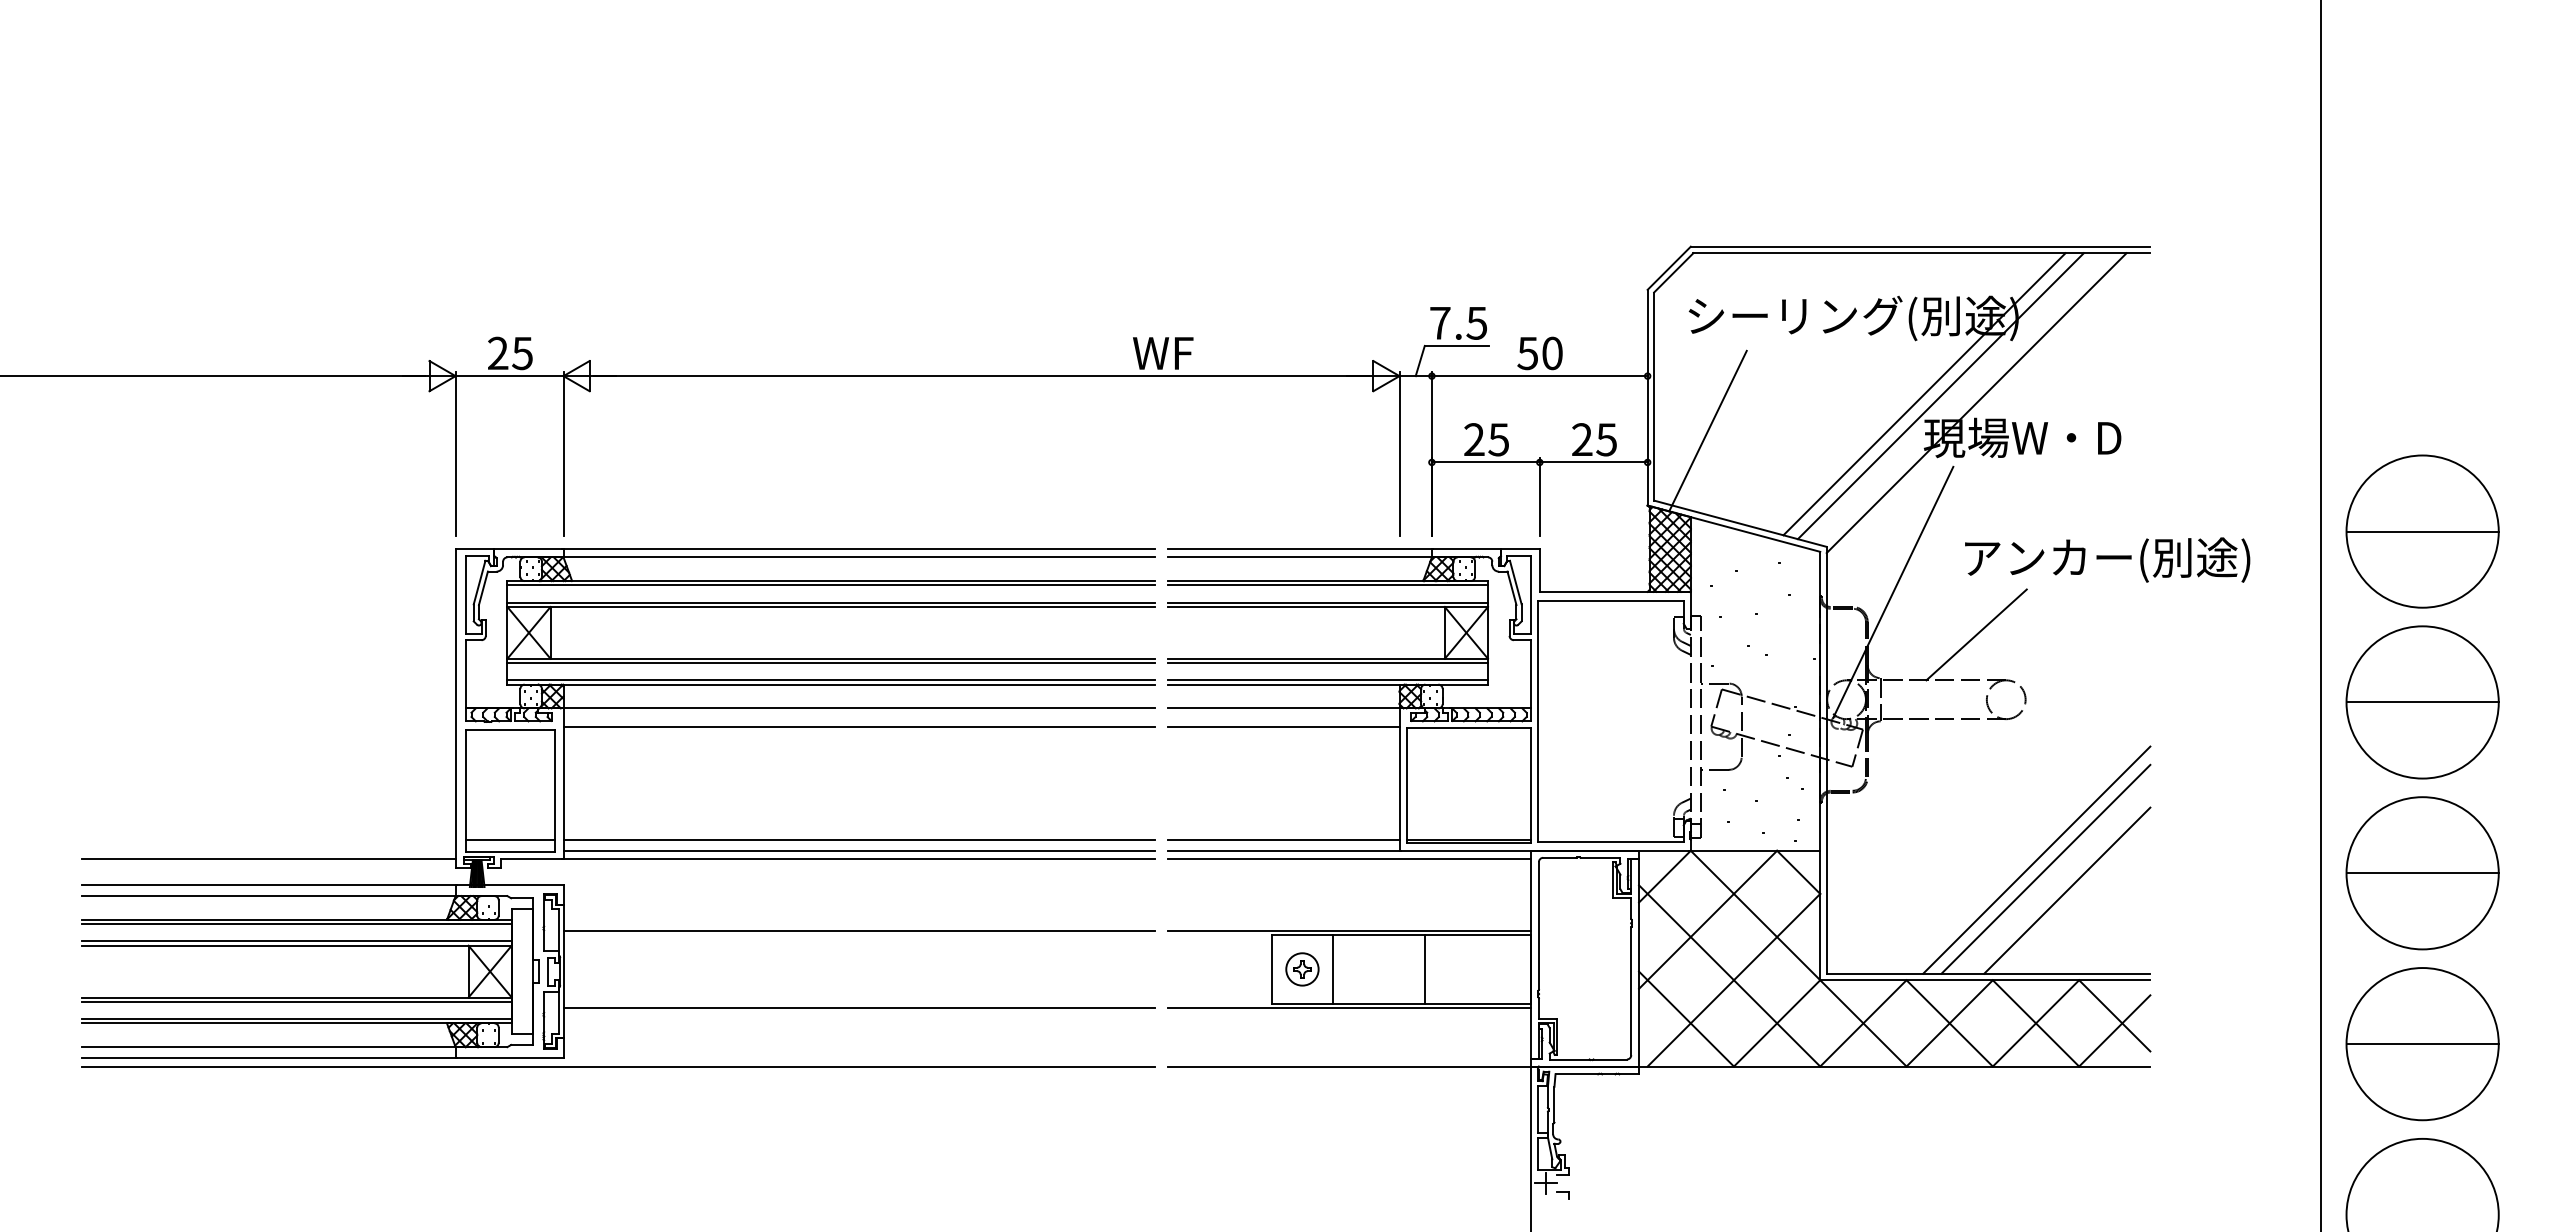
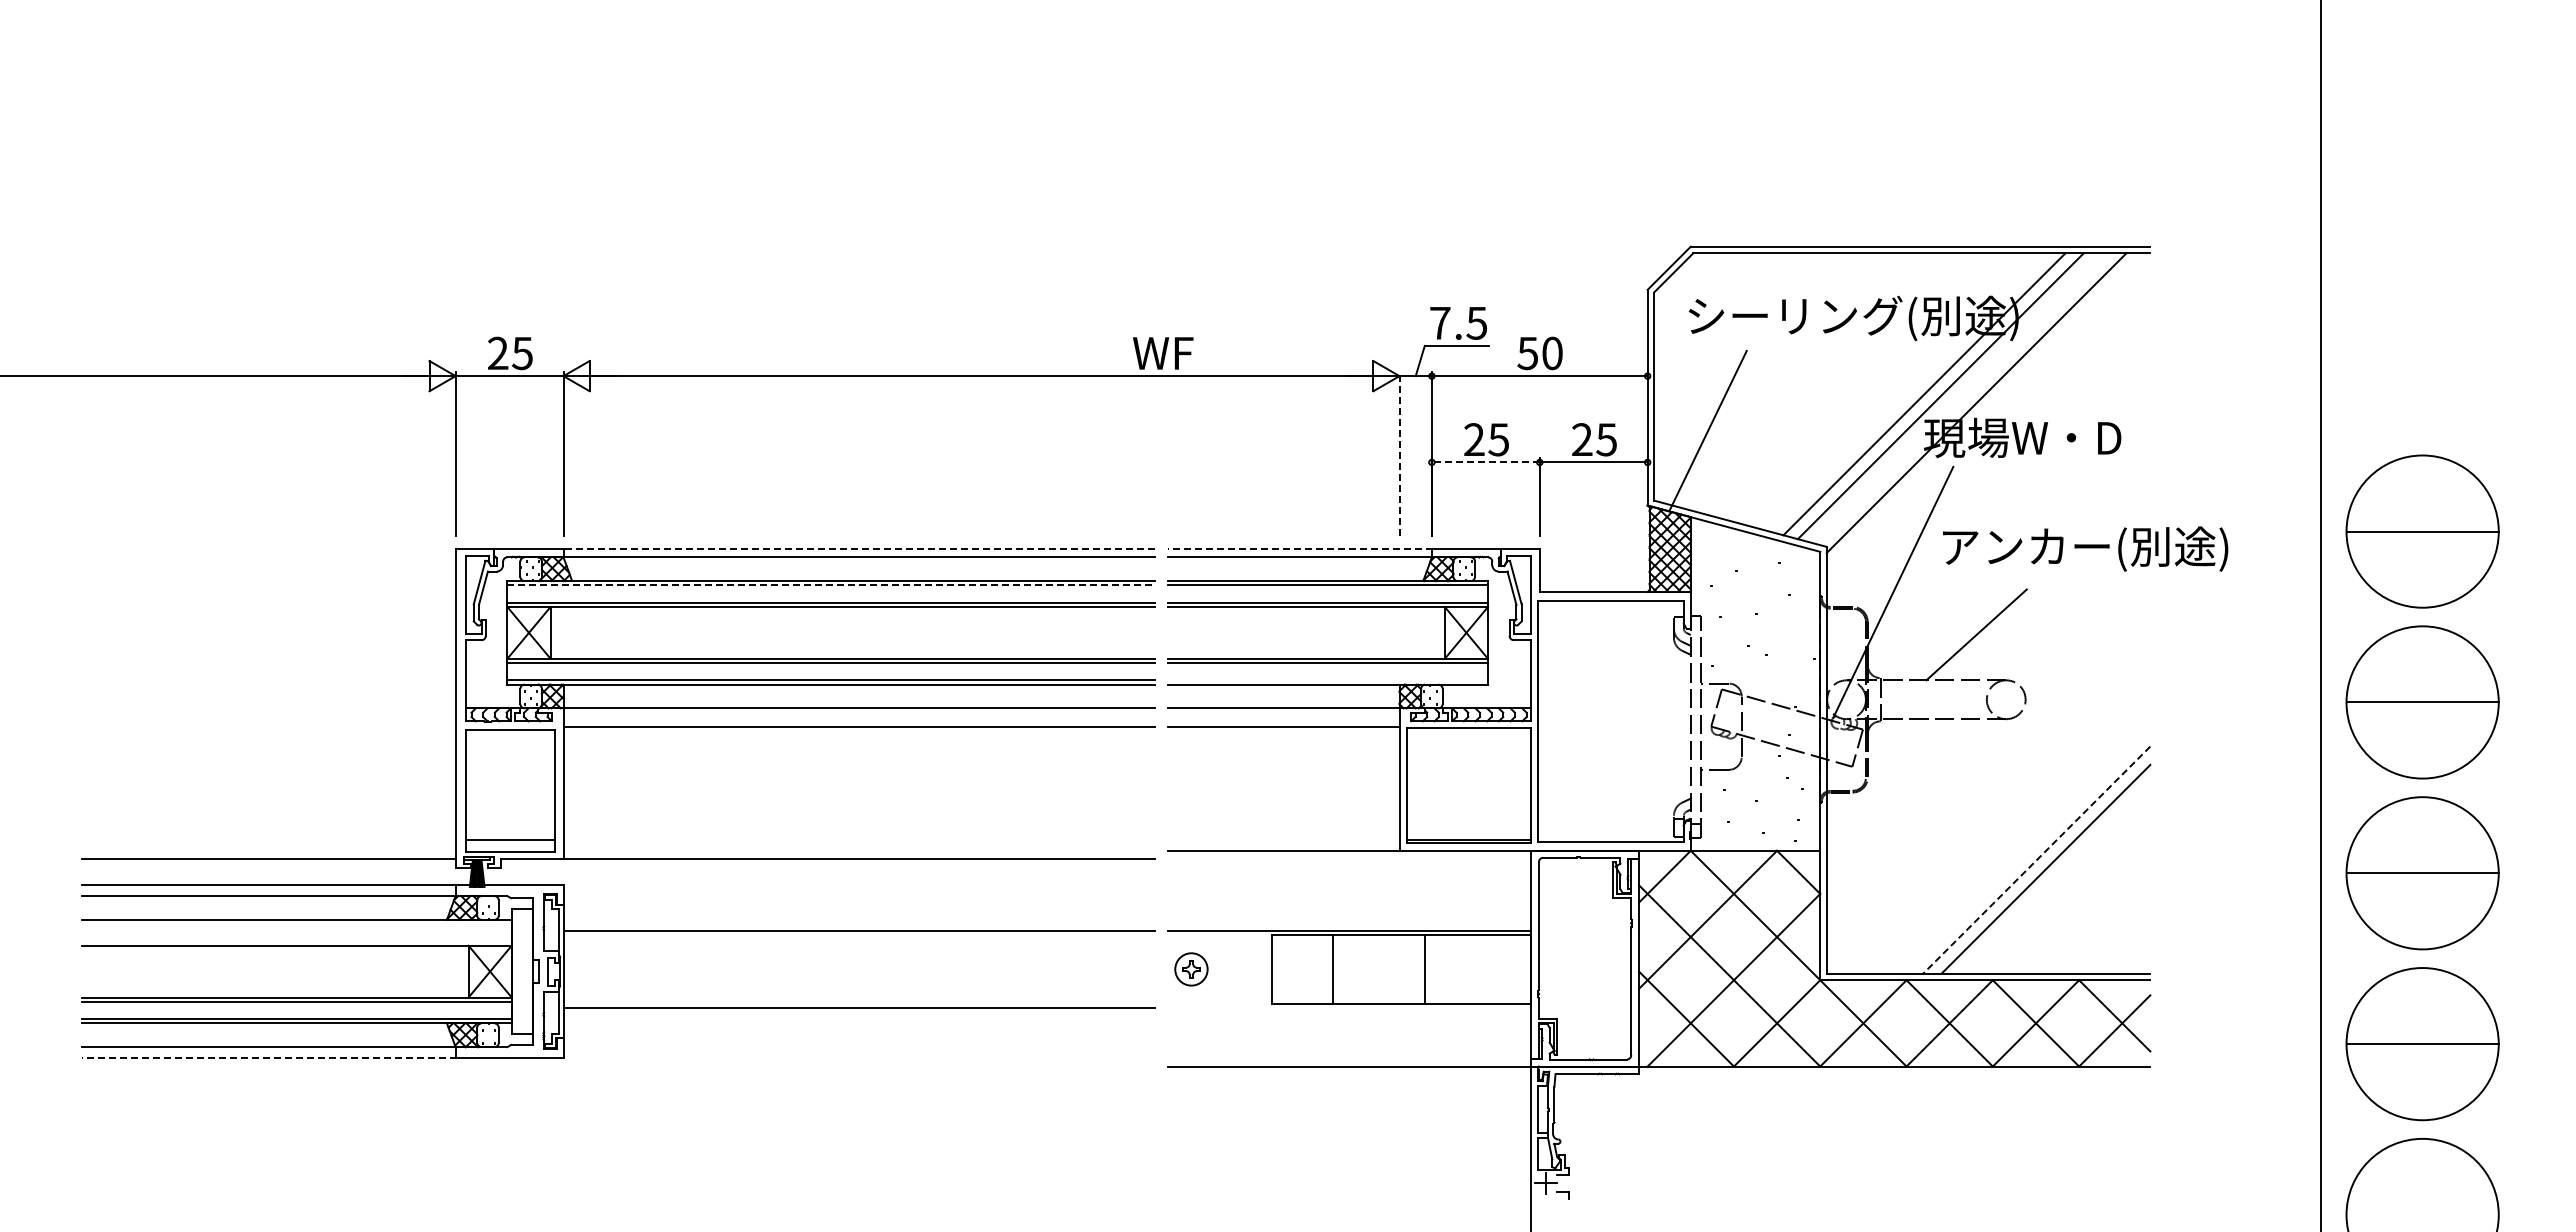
line: solid -> dashed (1399, 453)
line: solid -> dashed (1485, 462)
line: solid -> dashed (858, 548)
line: solid -> dashed (1300, 548)
text position: (2107, 559) -> (2085, 548) (2085, 548)
line: solid -> dashed (831, 585)
line: present -> none (1328, 680)
line: present -> none (859, 840)
line: present -> none (1283, 840)
line: present -> none (859, 850)
line: present -> none (1349, 859)
line: solid -> dashed (2036, 860)
line: present -> none (2067, 890)
line: present -> none (296, 924)
line: present -> none (296, 941)
part position: (1302, 969) -> (1191, 969) (1191, 969)
line: present -> none (1349, 1008)
line: solid -> dashed (269, 1057)
line: present -> none (618, 1066)
